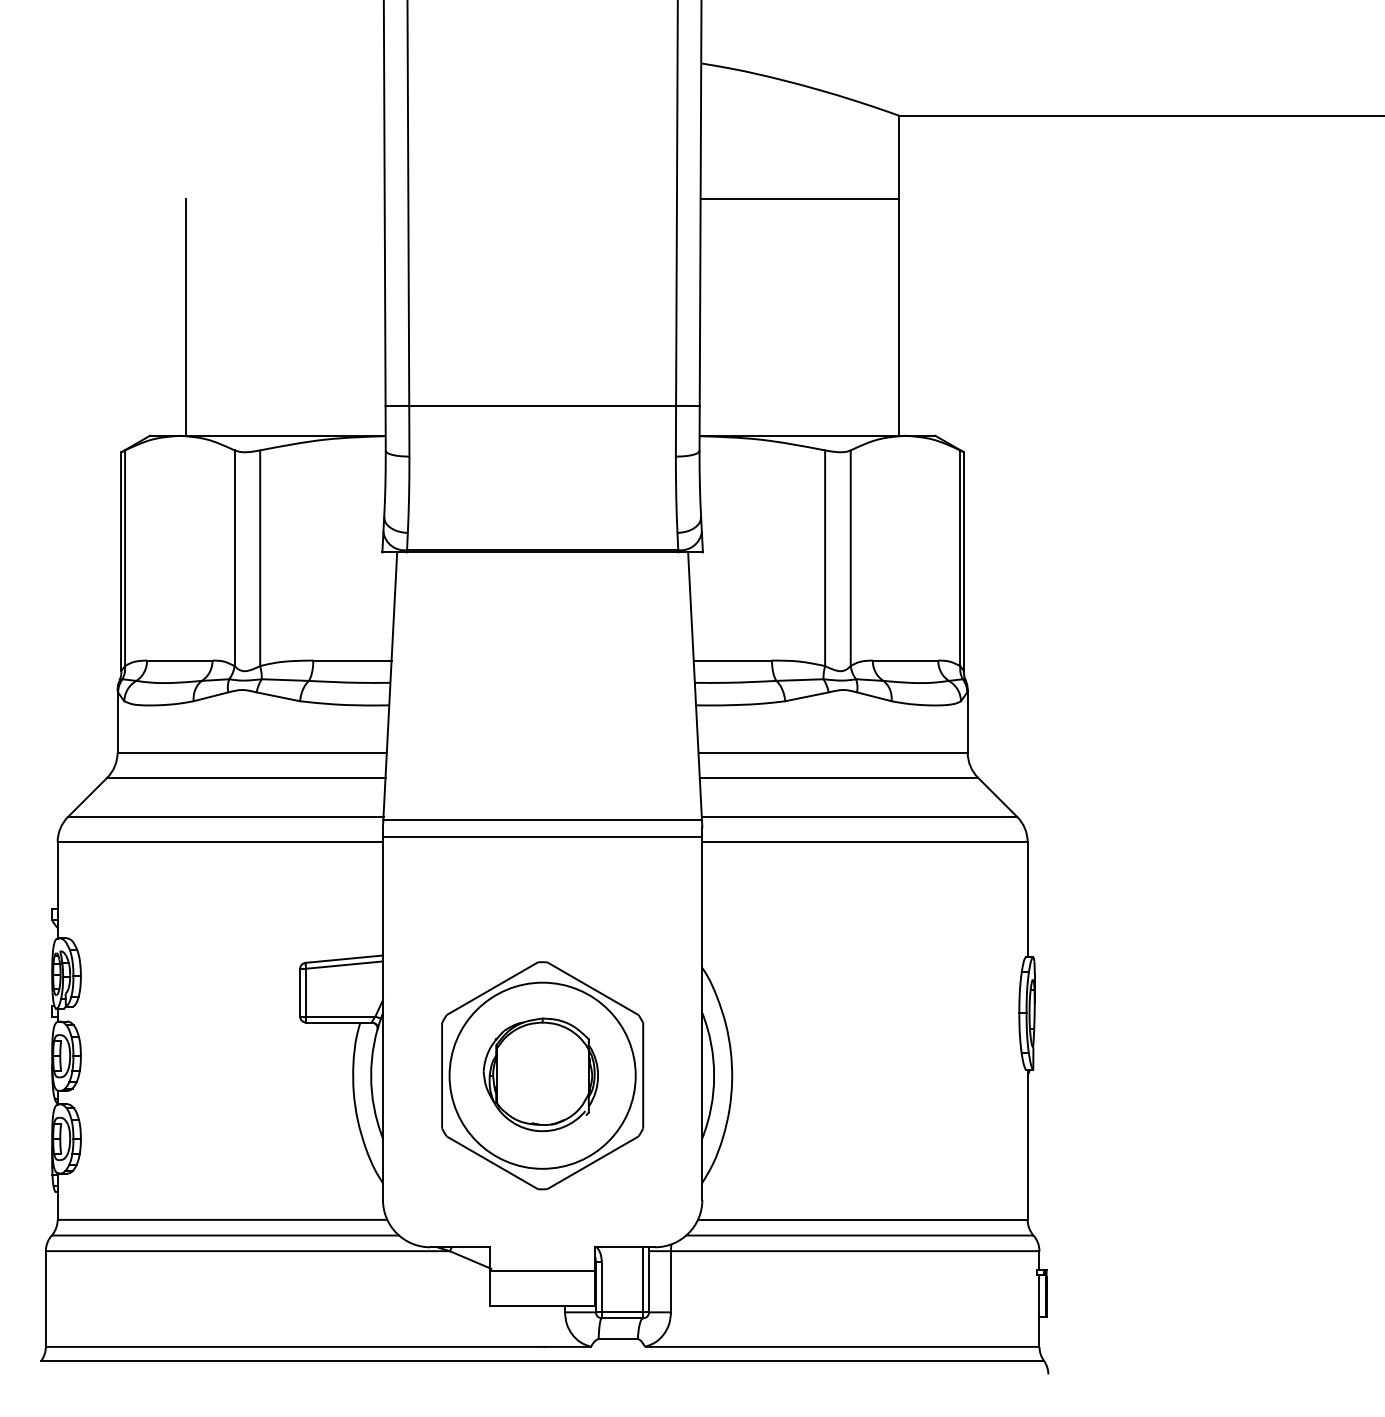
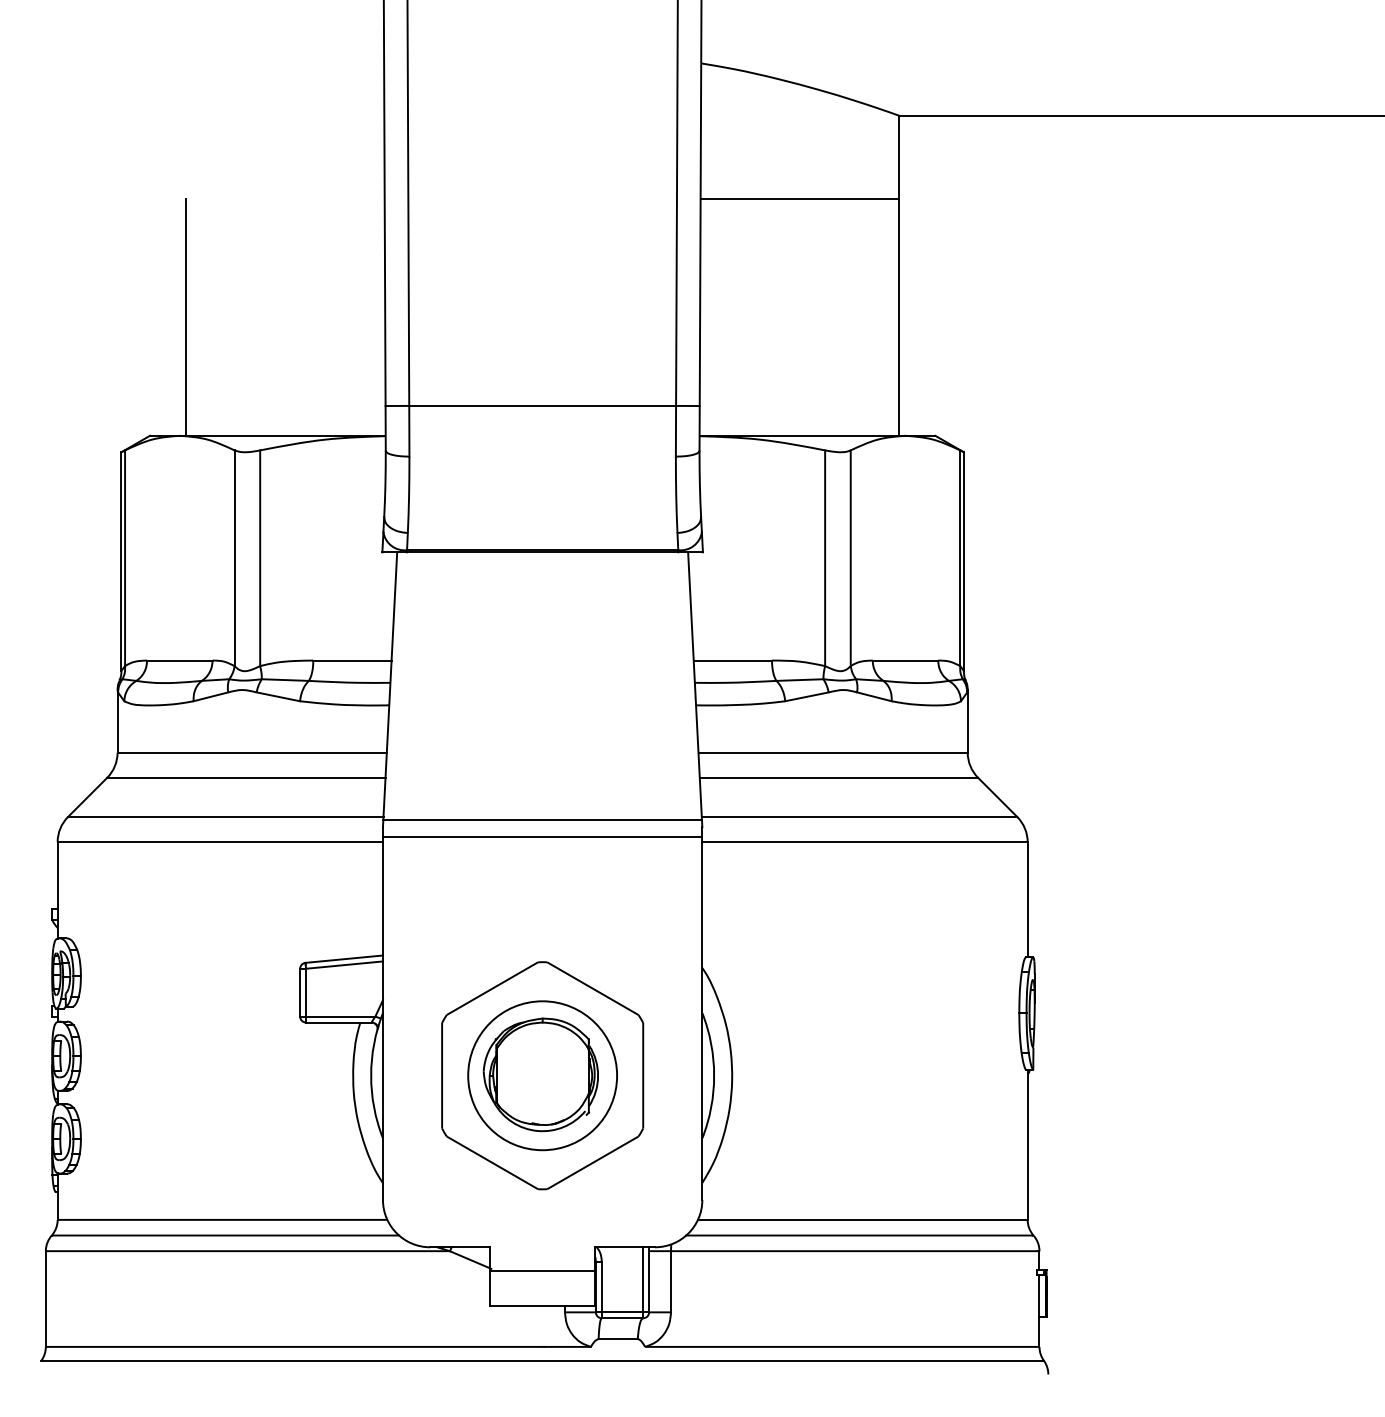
circle diameter: 186 px -> 149 px (542, 1075)
